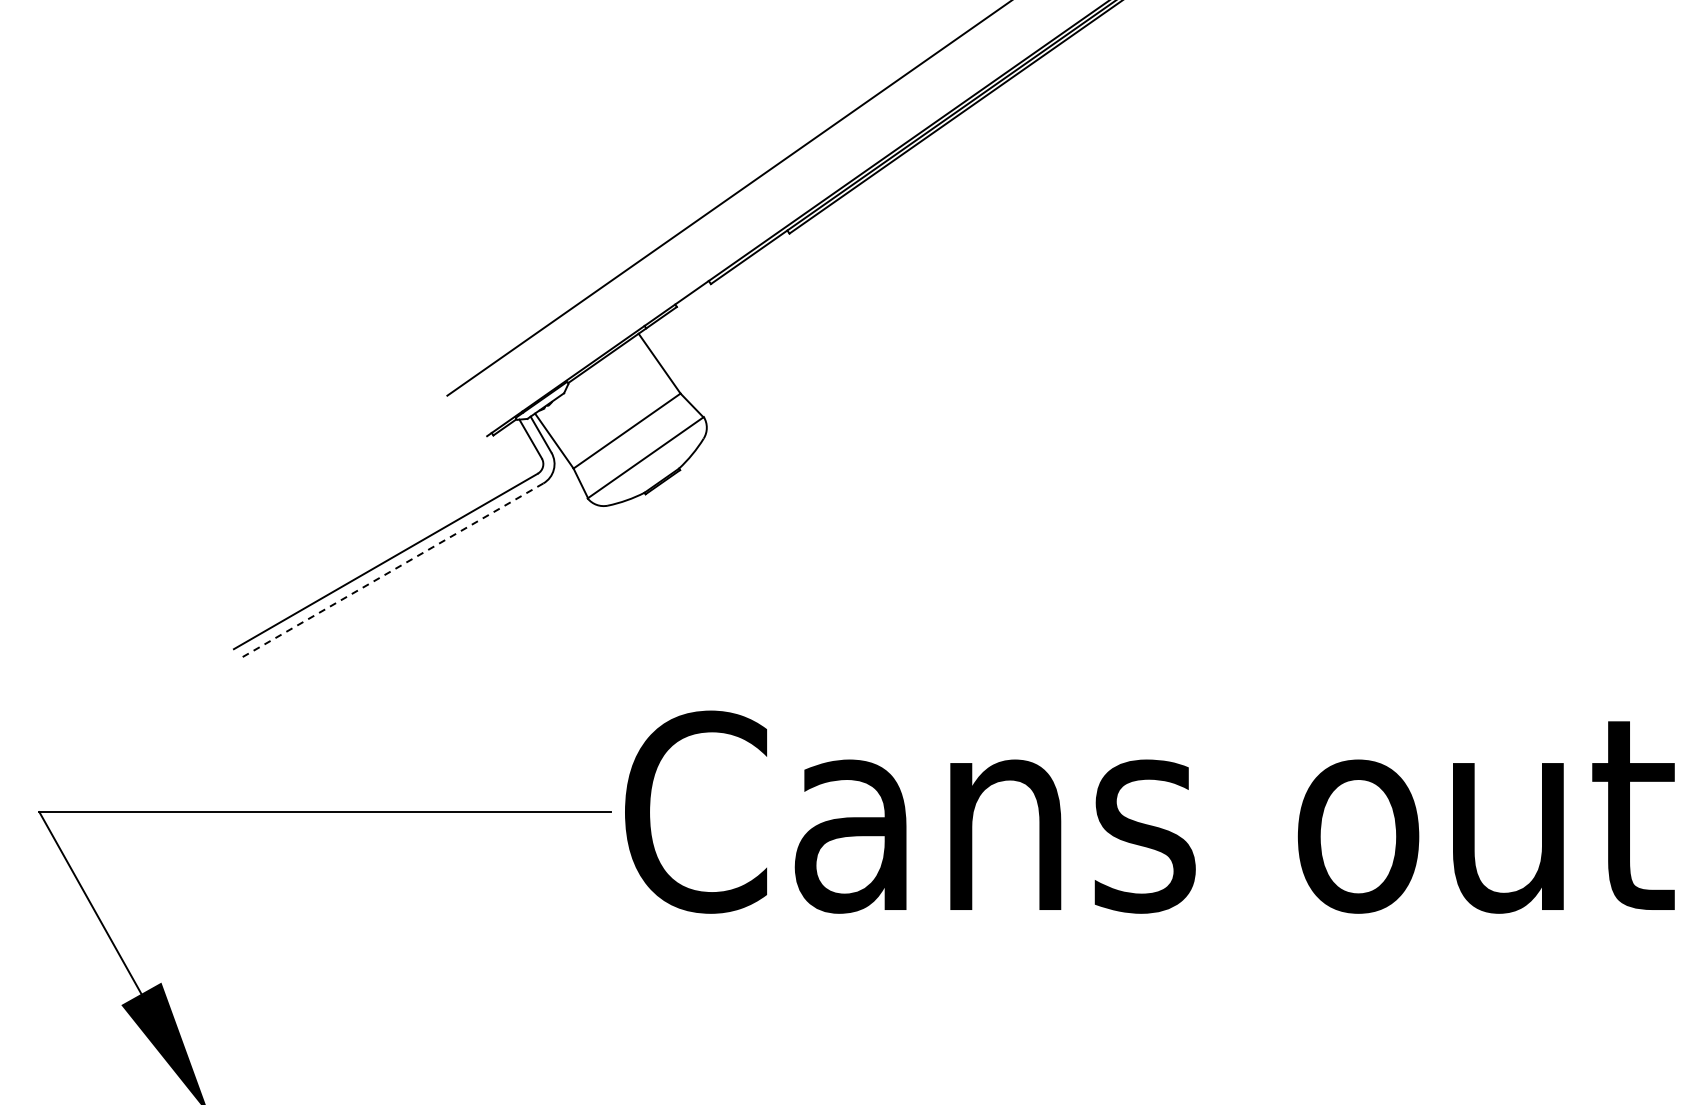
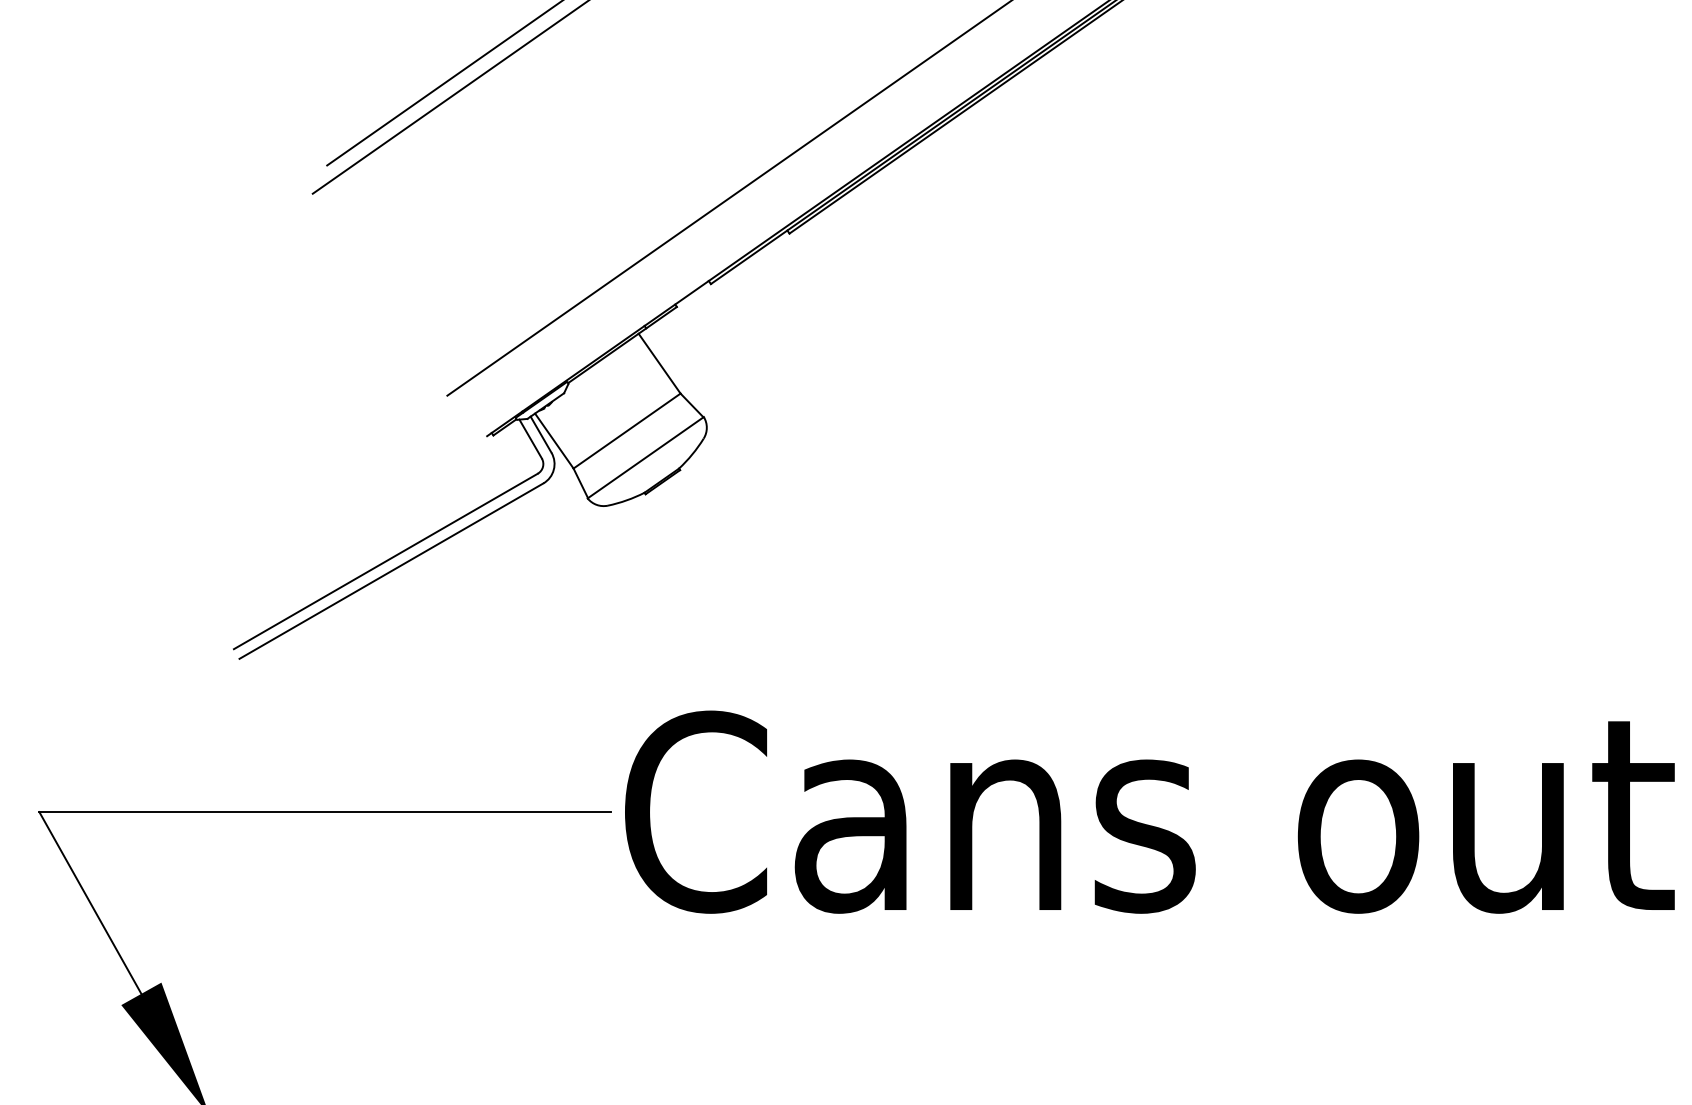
line: none -> present (443, 83)
line: none -> present (449, 97)
line: dashed -> solid (391, 571)
